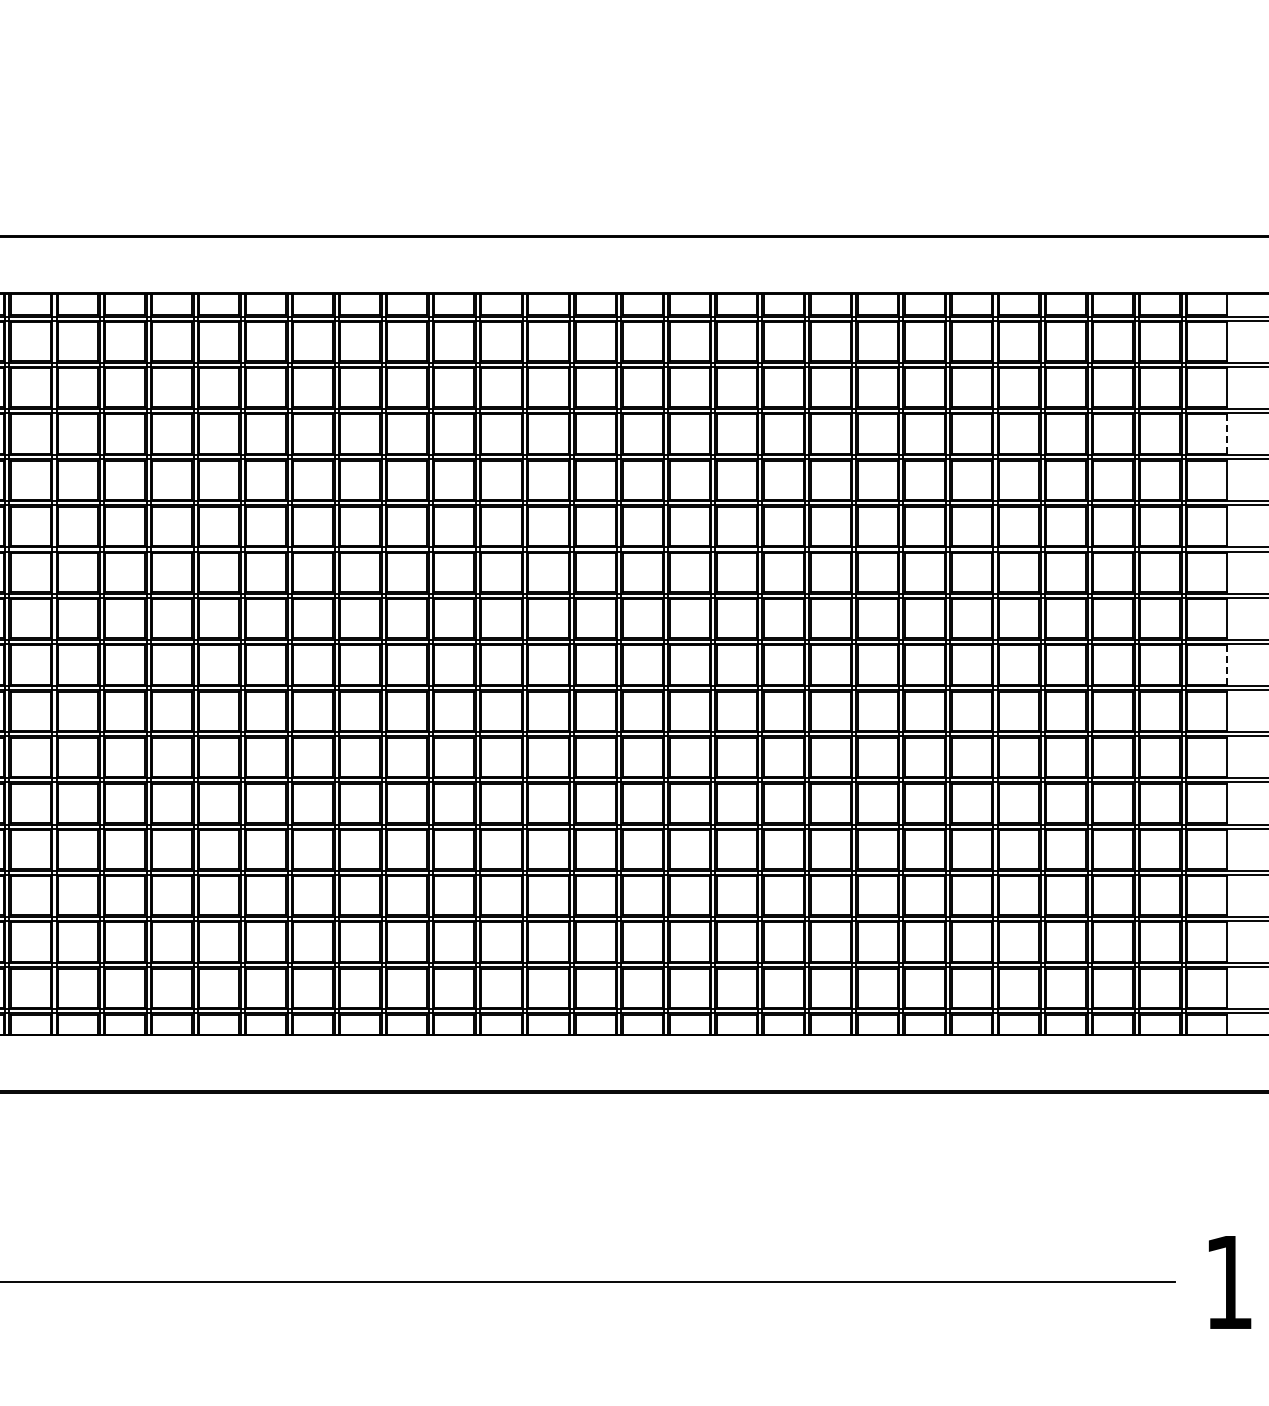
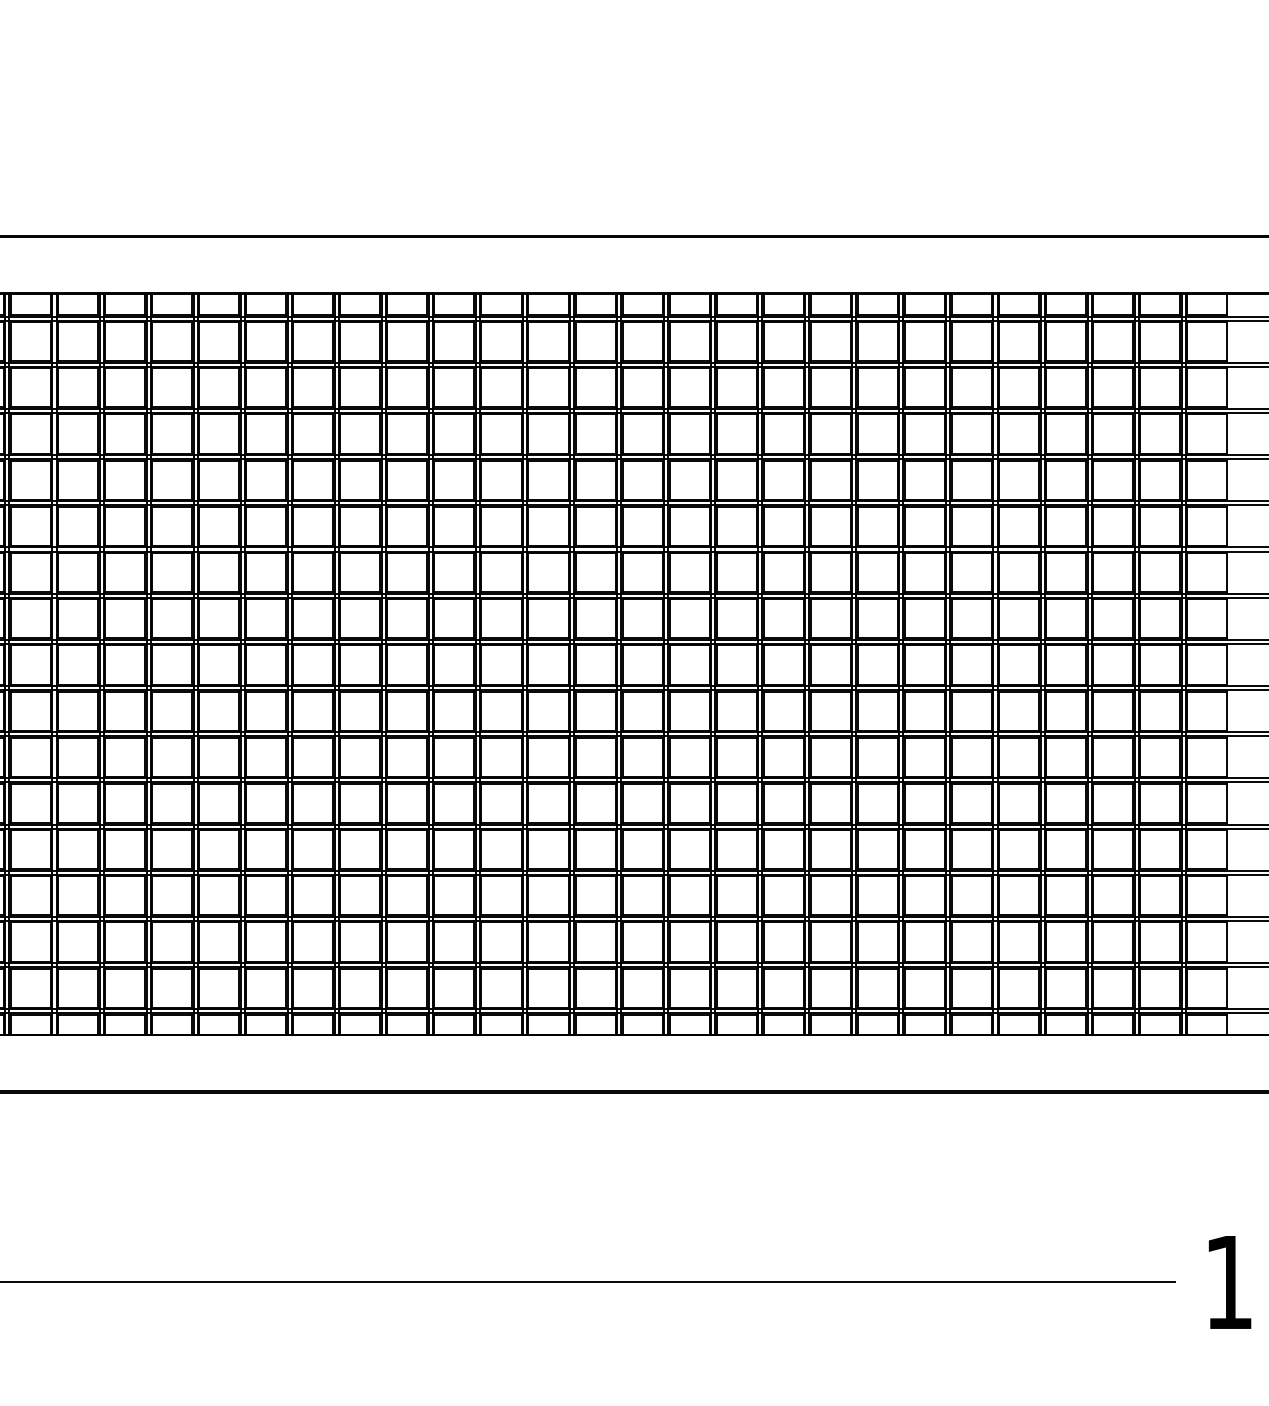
line: dashed -> solid (1227, 434)
line: dashed -> solid (1227, 664)
